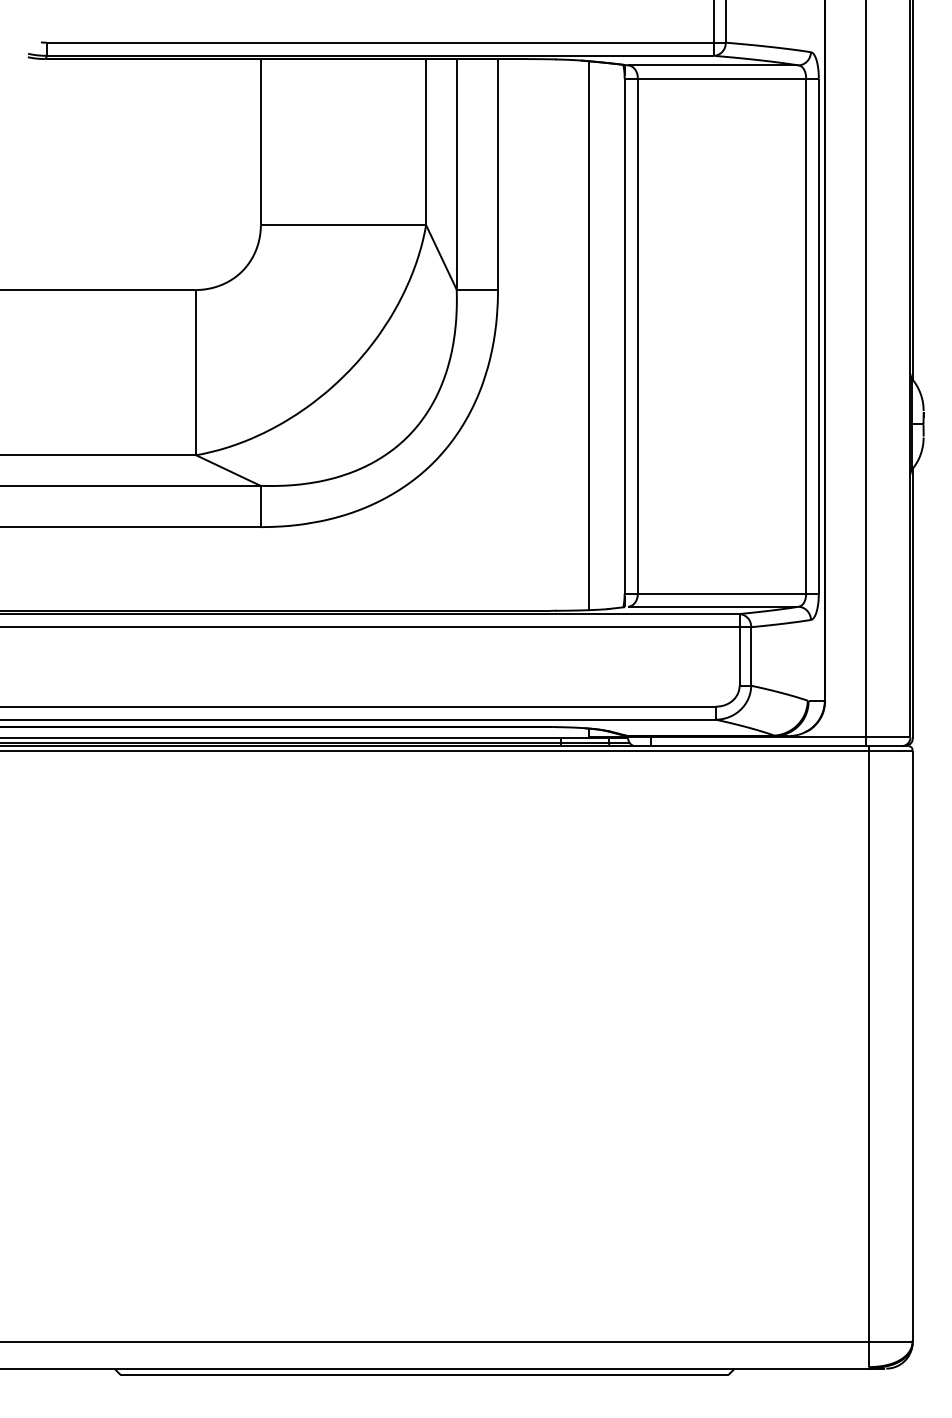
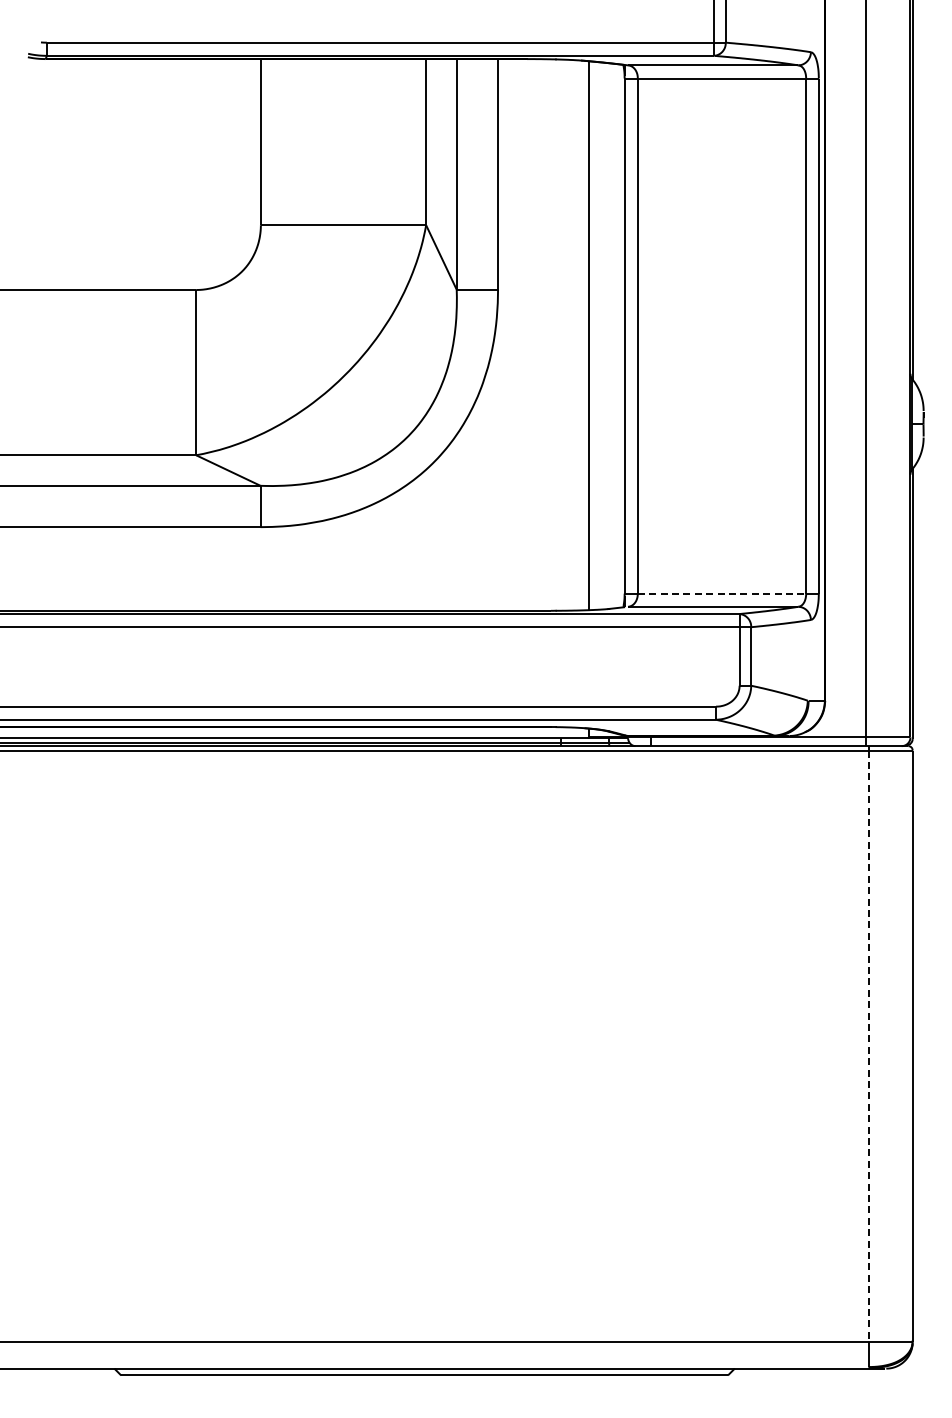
line: solid -> dashed (722, 593)
line: solid -> dashed (868, 1046)
